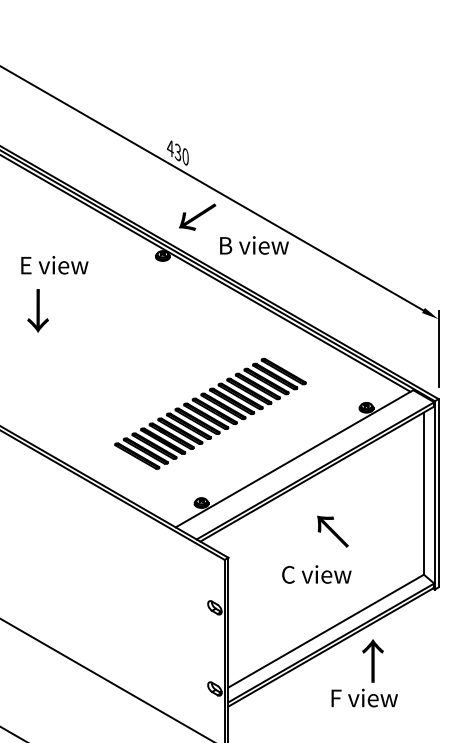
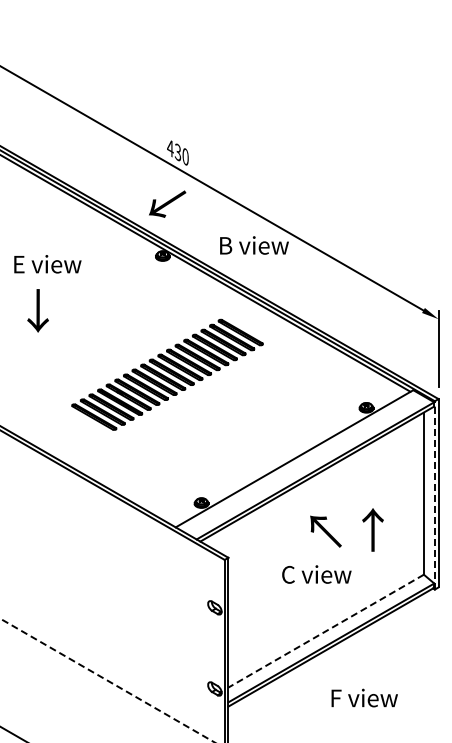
text position: (197, 216) -> (167, 203) (167, 203)
text position: (54, 265) -> (47, 264) (47, 264)
part position: (210, 413) -> (167, 374) (167, 374)
line: solid -> dashed (434, 494)
text position: (332, 531) -> (325, 531) (325, 531)
line: solid -> dashed (326, 631)
text position: (372, 660) -> (372, 529) (372, 529)
line: solid -> dashed (107, 680)
